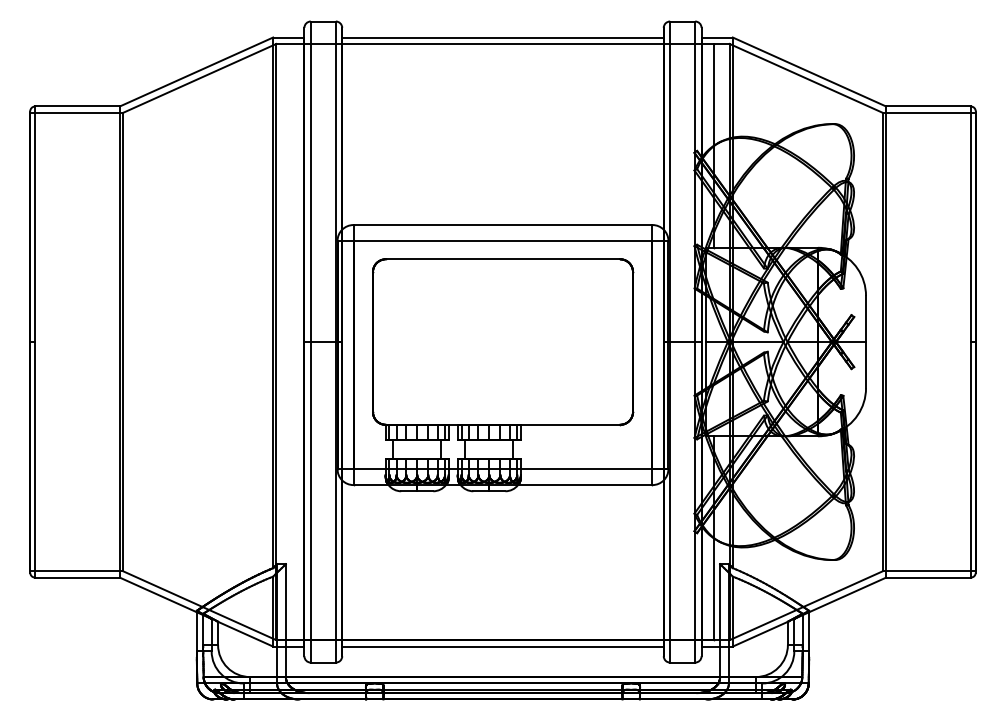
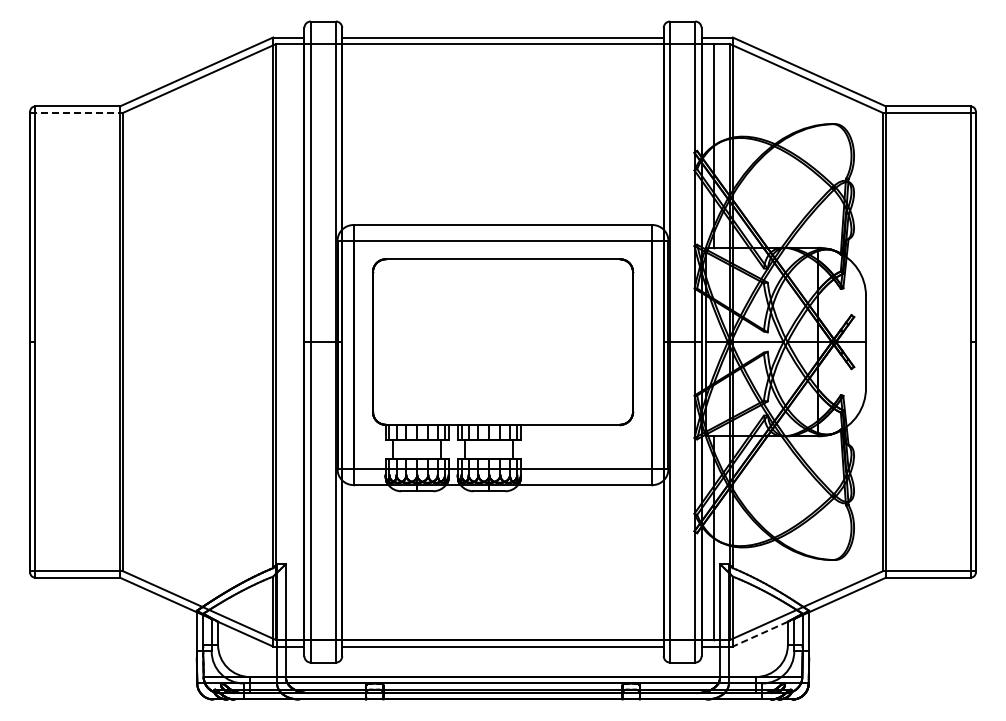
line: solid -> dashed (77, 112)
line: solid -> dashed (759, 634)
